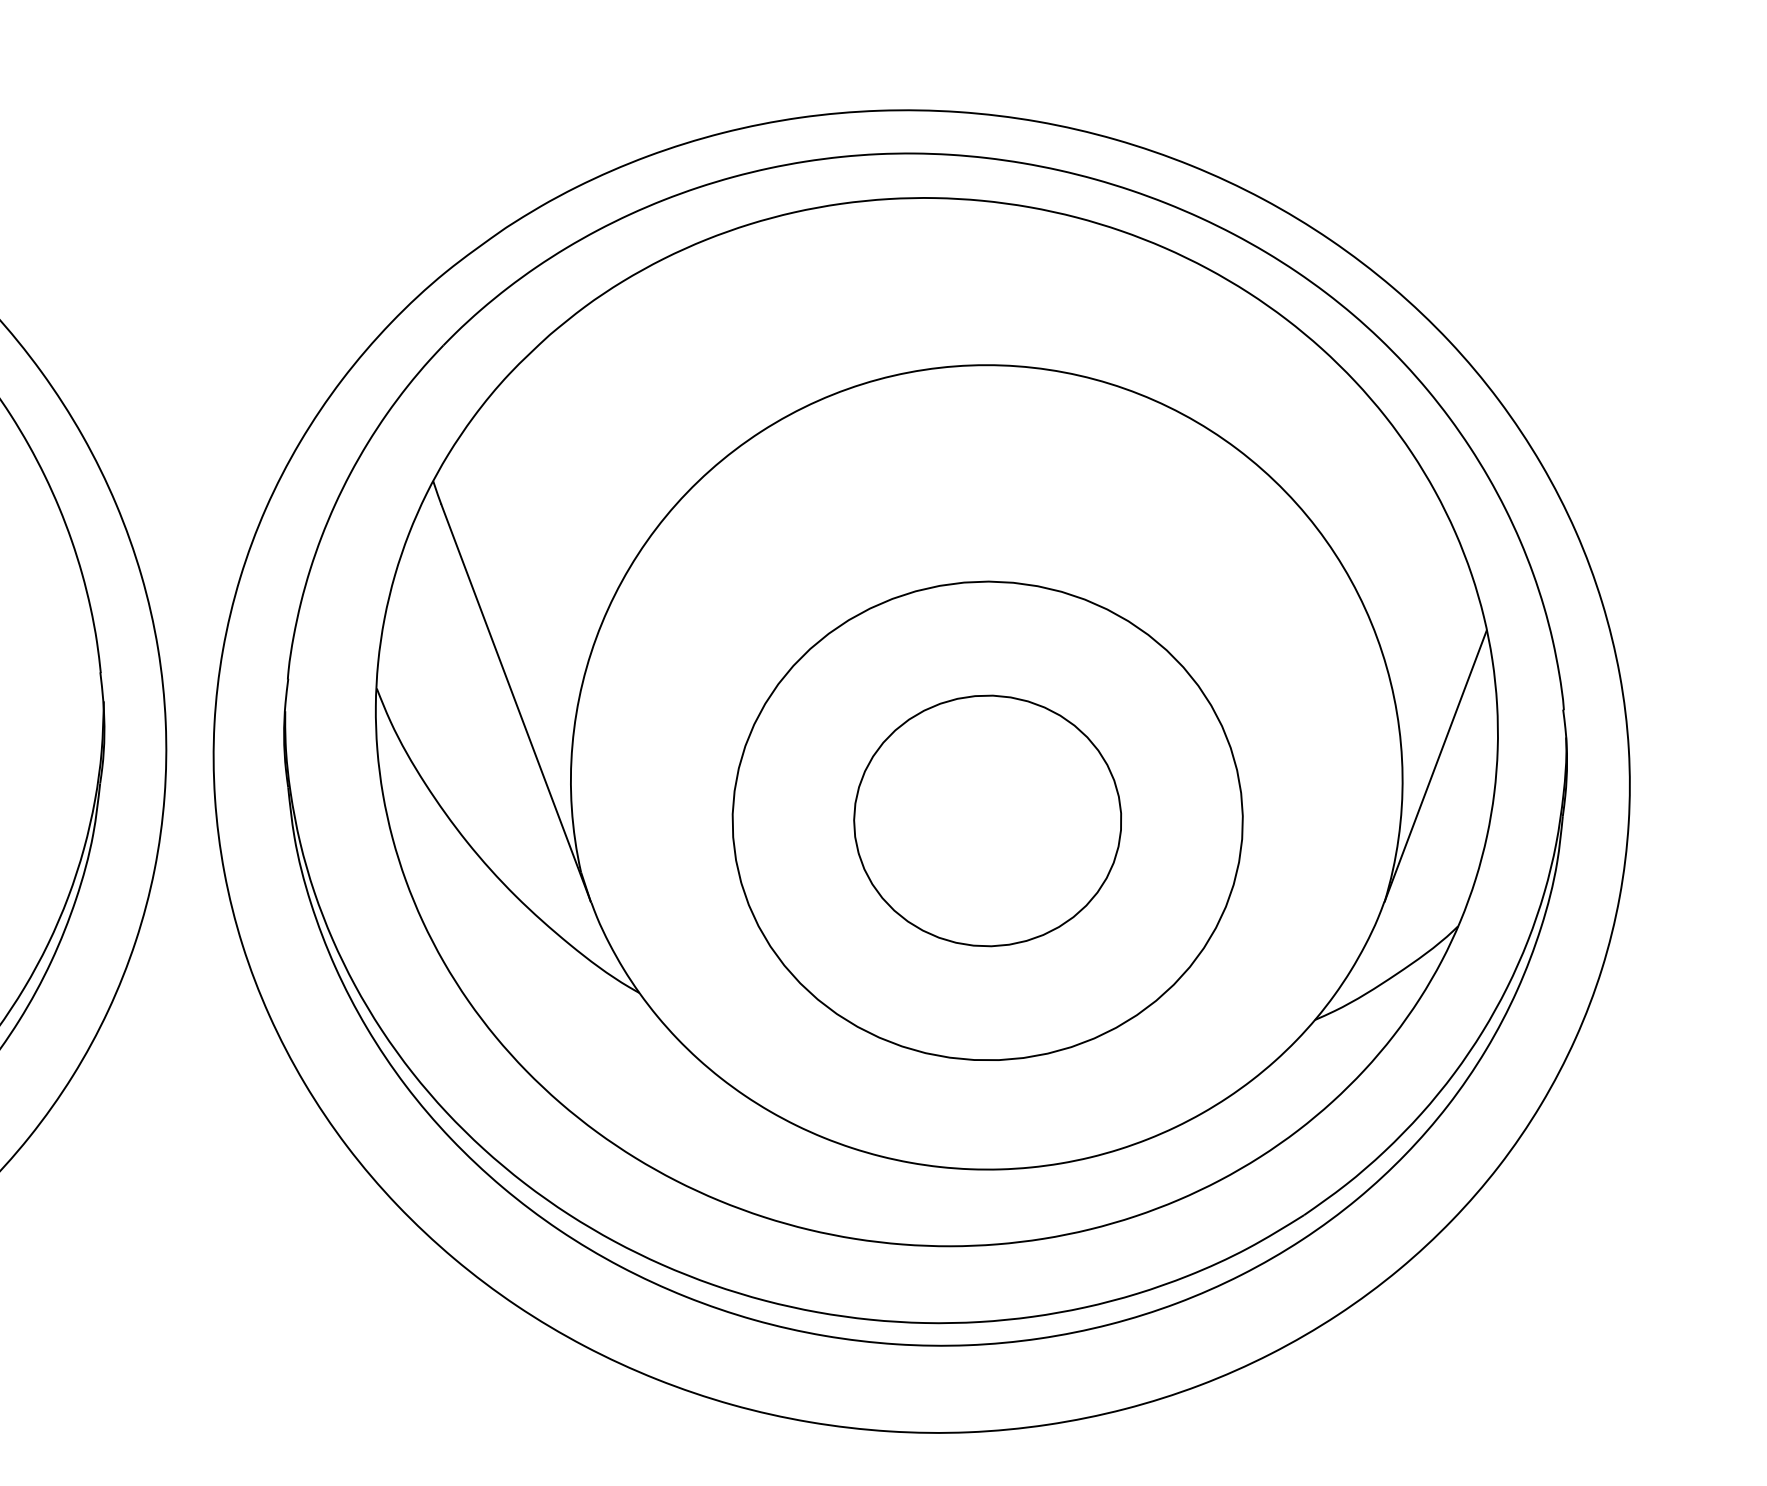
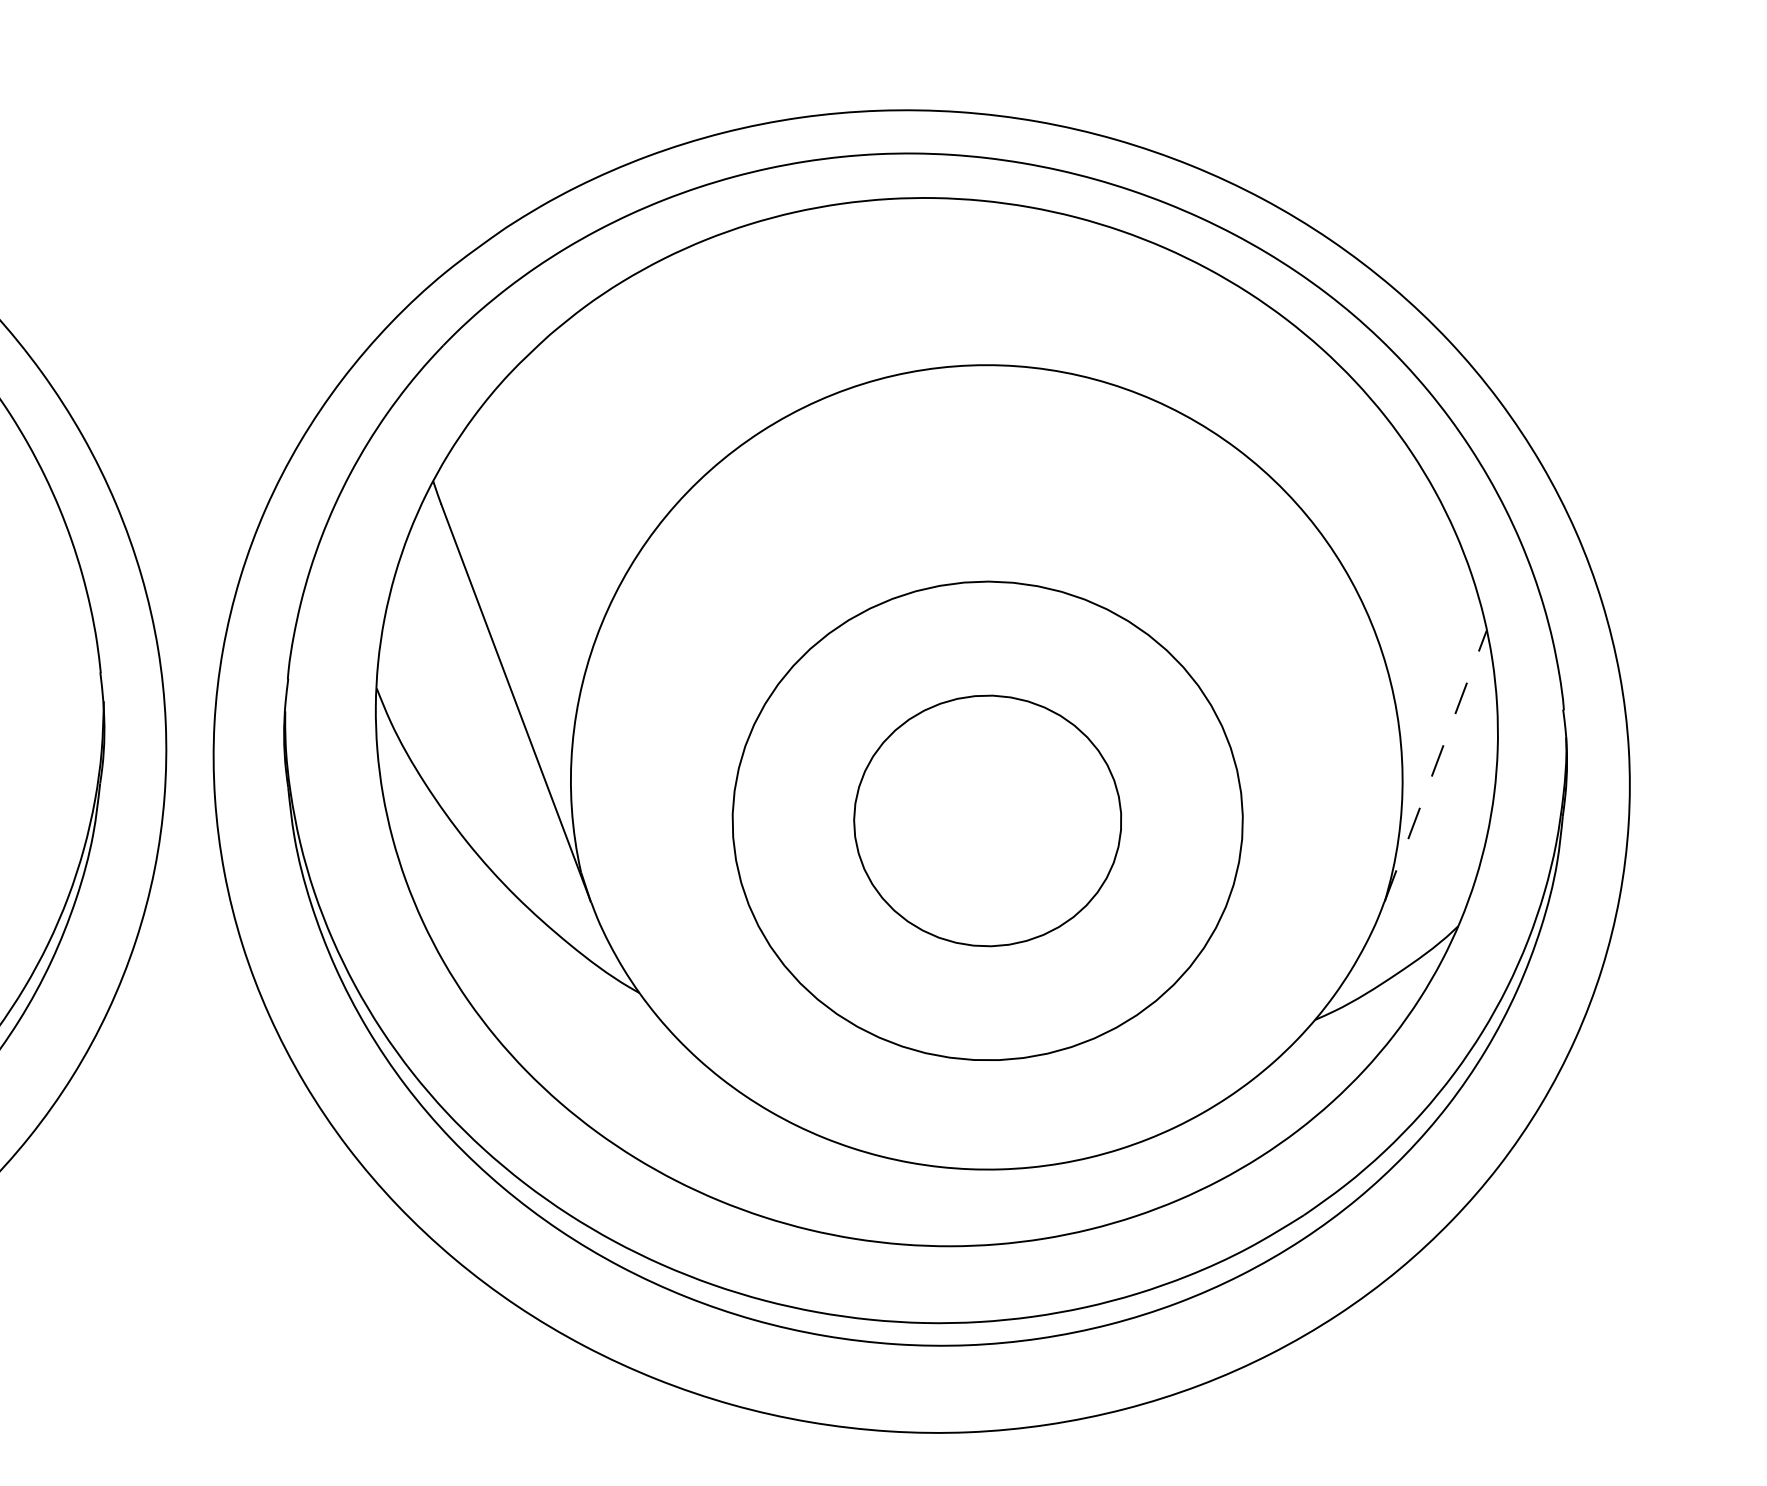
line: solid -> dashed (1435, 766)
